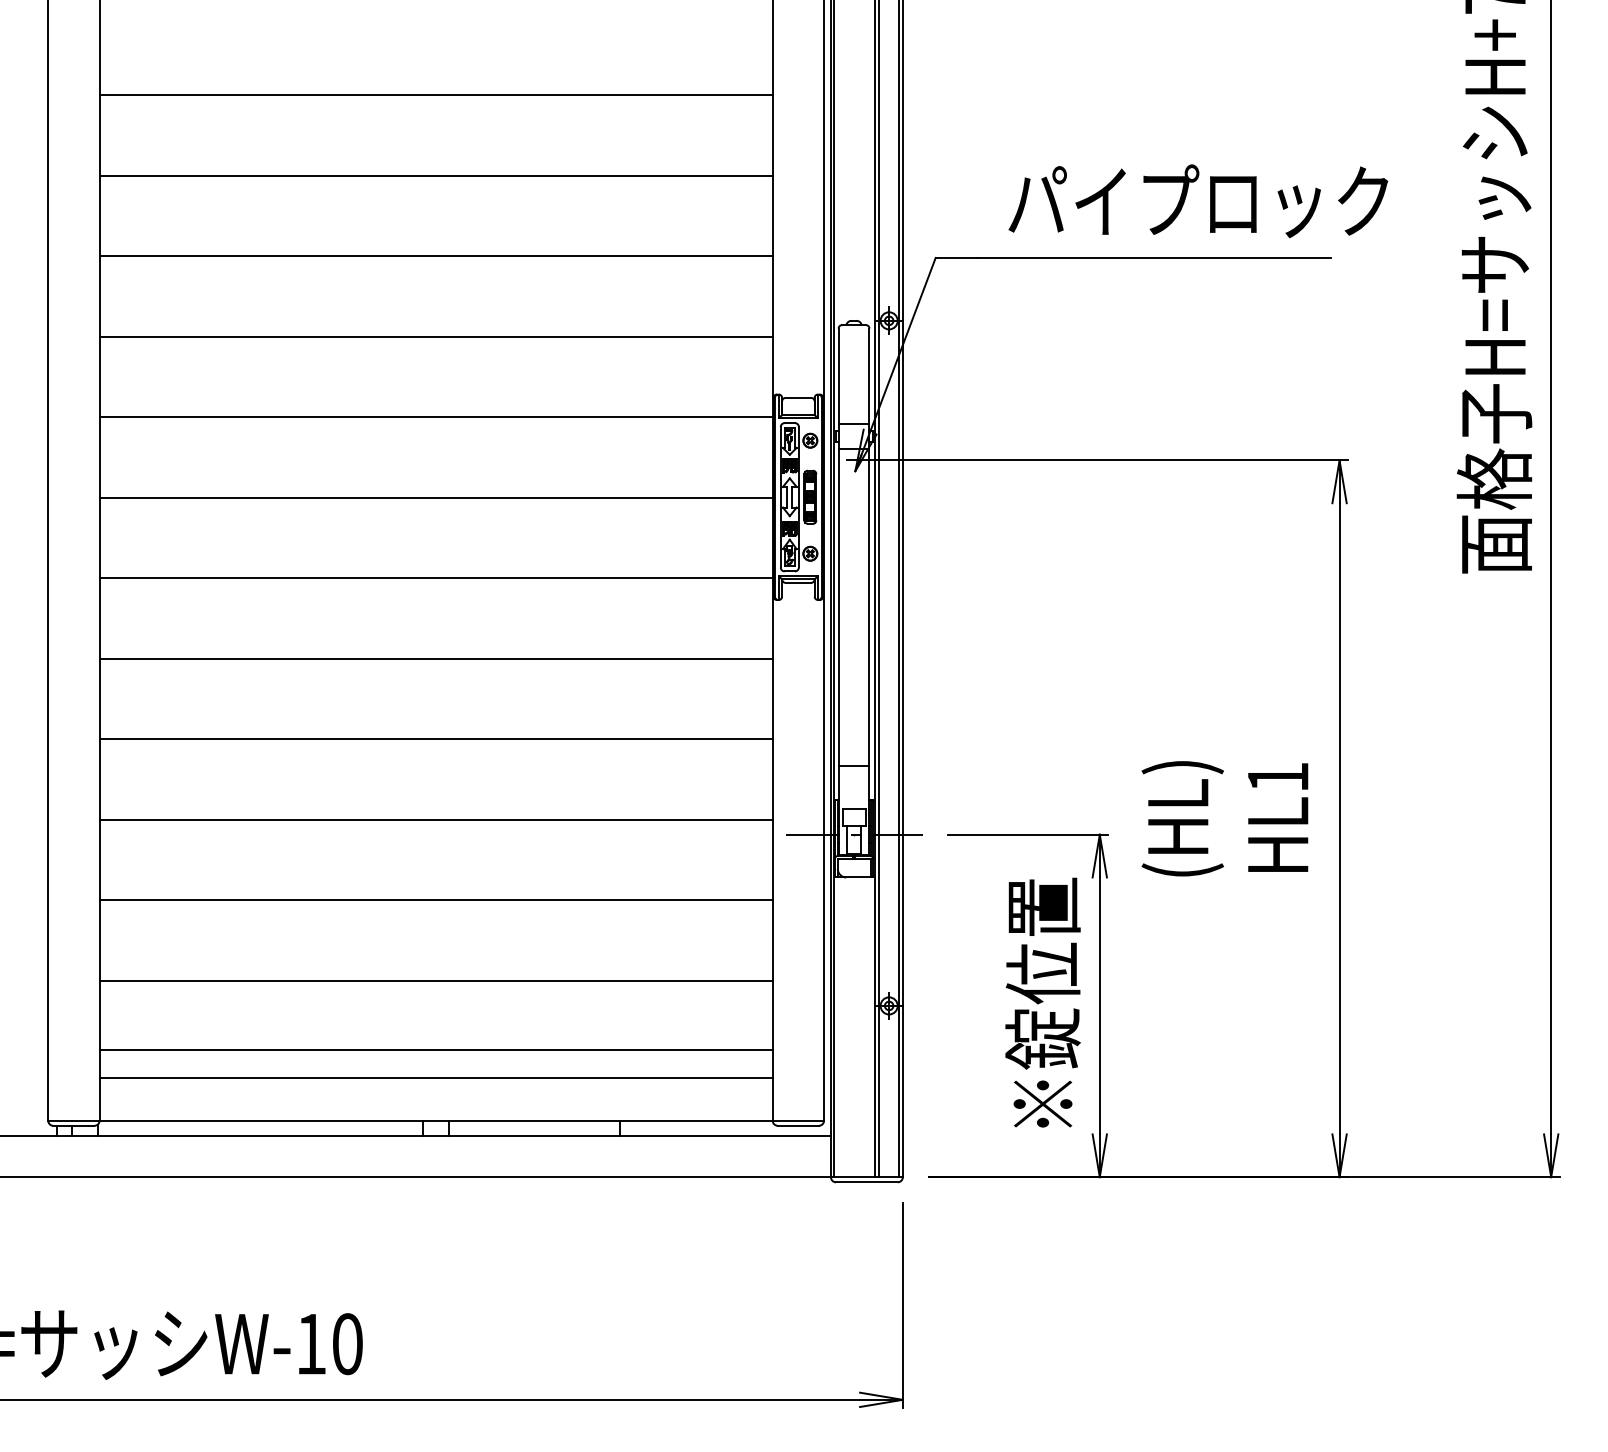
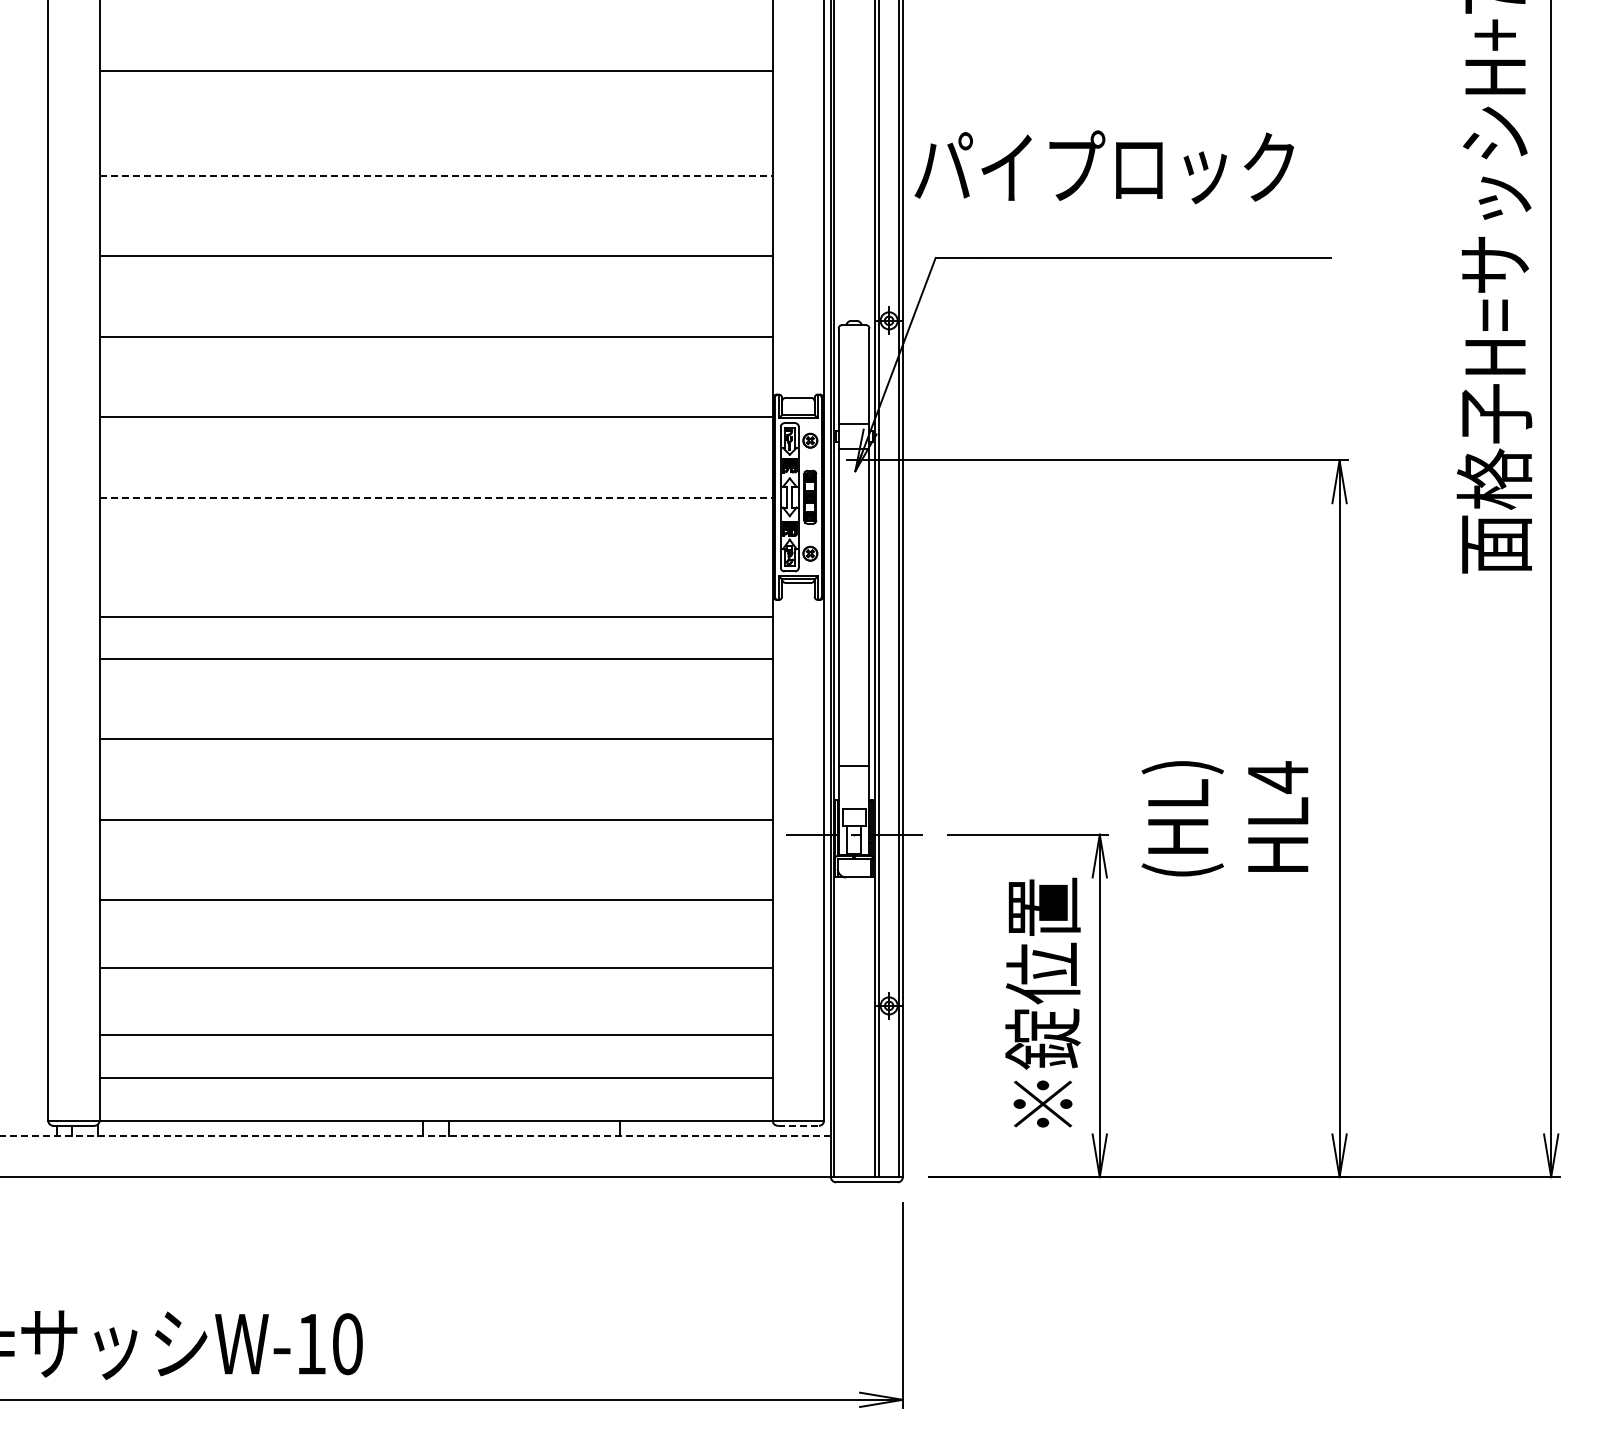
line position: (435, 95) -> (435, 71) (435, 71)
line: solid -> dashed (436, 175)
text position: (1198, 201) -> (1104, 167) (1104, 167)
line: solid -> dashed (436, 497)
line position: (435, 578) -> (435, 617) (435, 617)
text: HL1 -> HL4 (1278, 777)
line position: (435, 980) -> (435, 967) (435, 967)
line position: (435, 1050) -> (435, 1035) (435, 1035)
line: solid -> dashed (798, 1125)
line: solid -> dashed (414, 1136)
